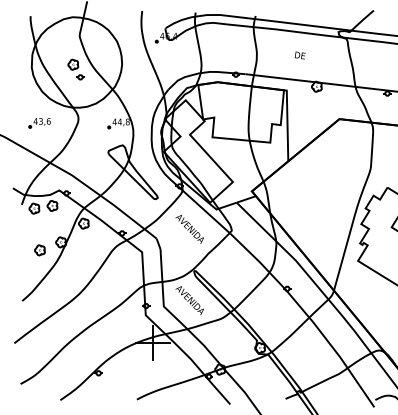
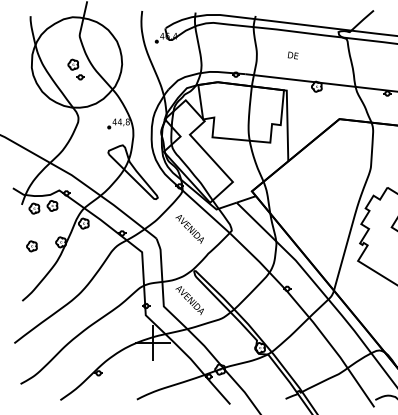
text position: (299, 55) -> (292, 55) (292, 55)
part: present -> none (39, 123)
part position: (39, 250) -> (31, 246) (31, 246)
